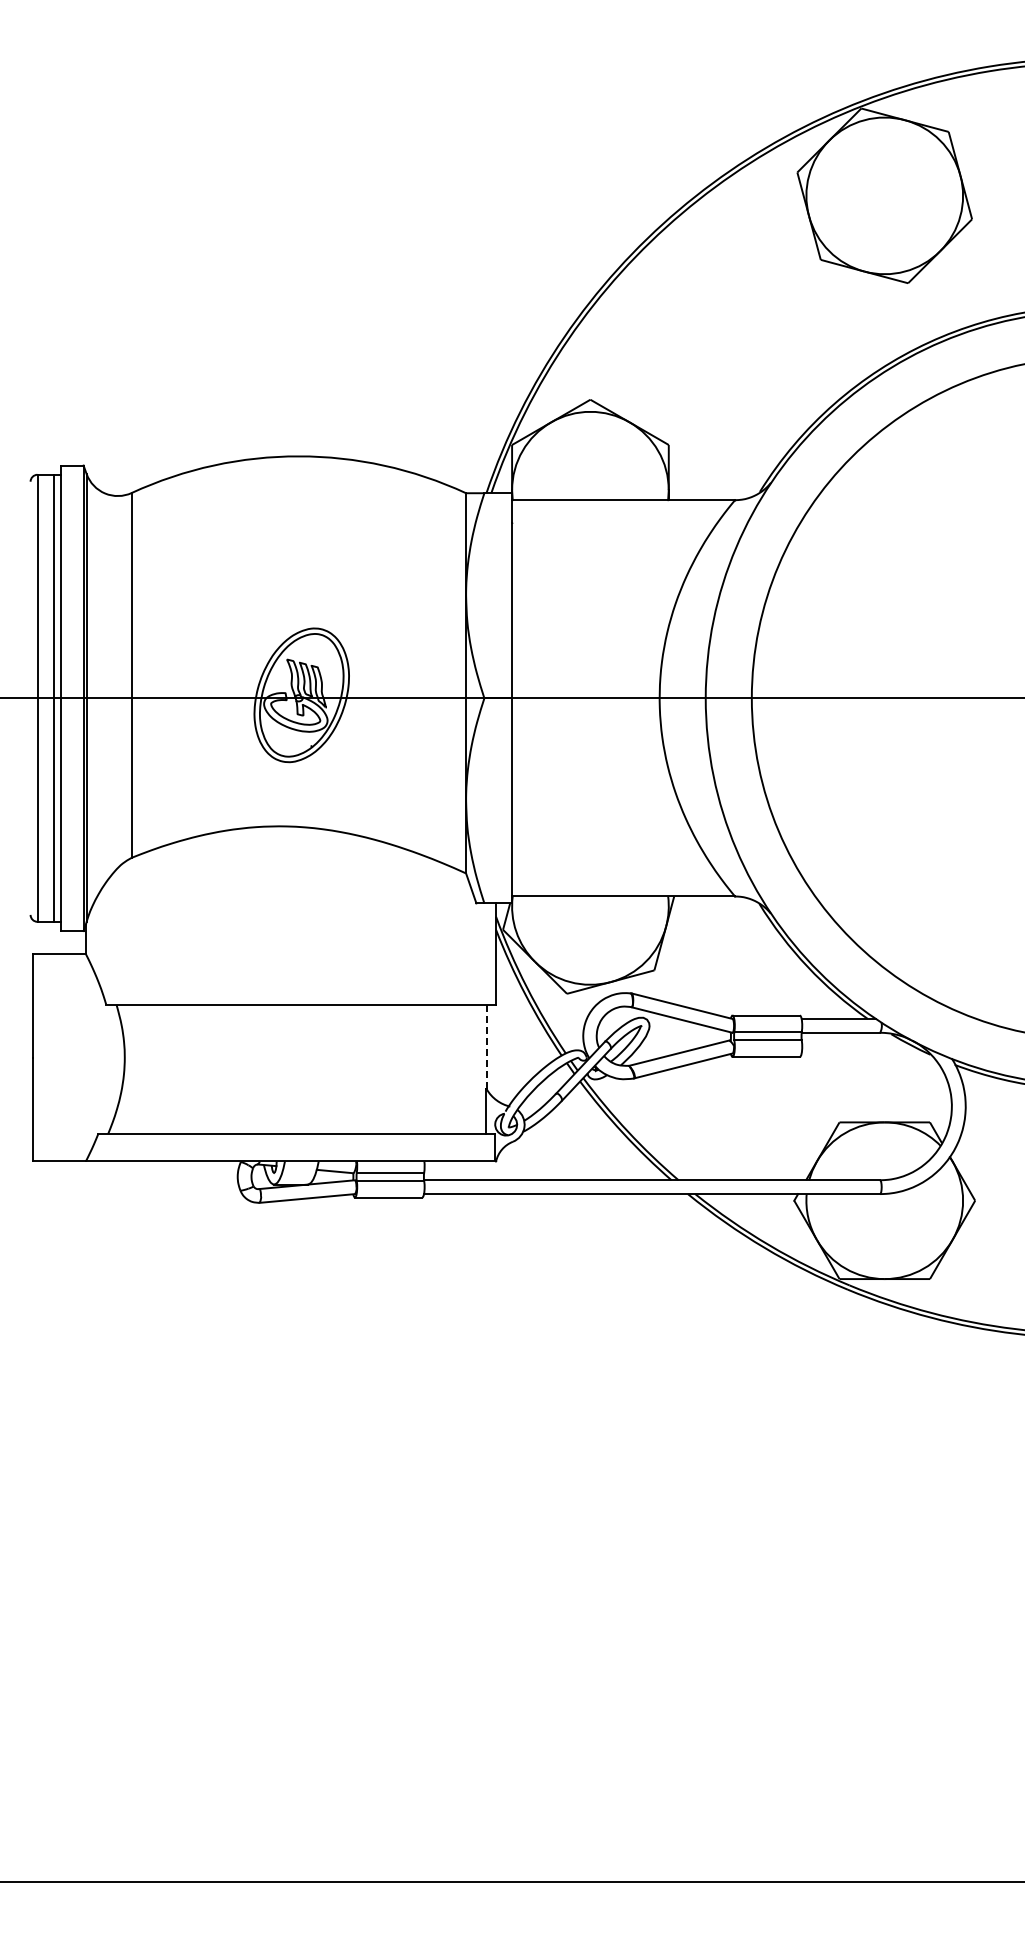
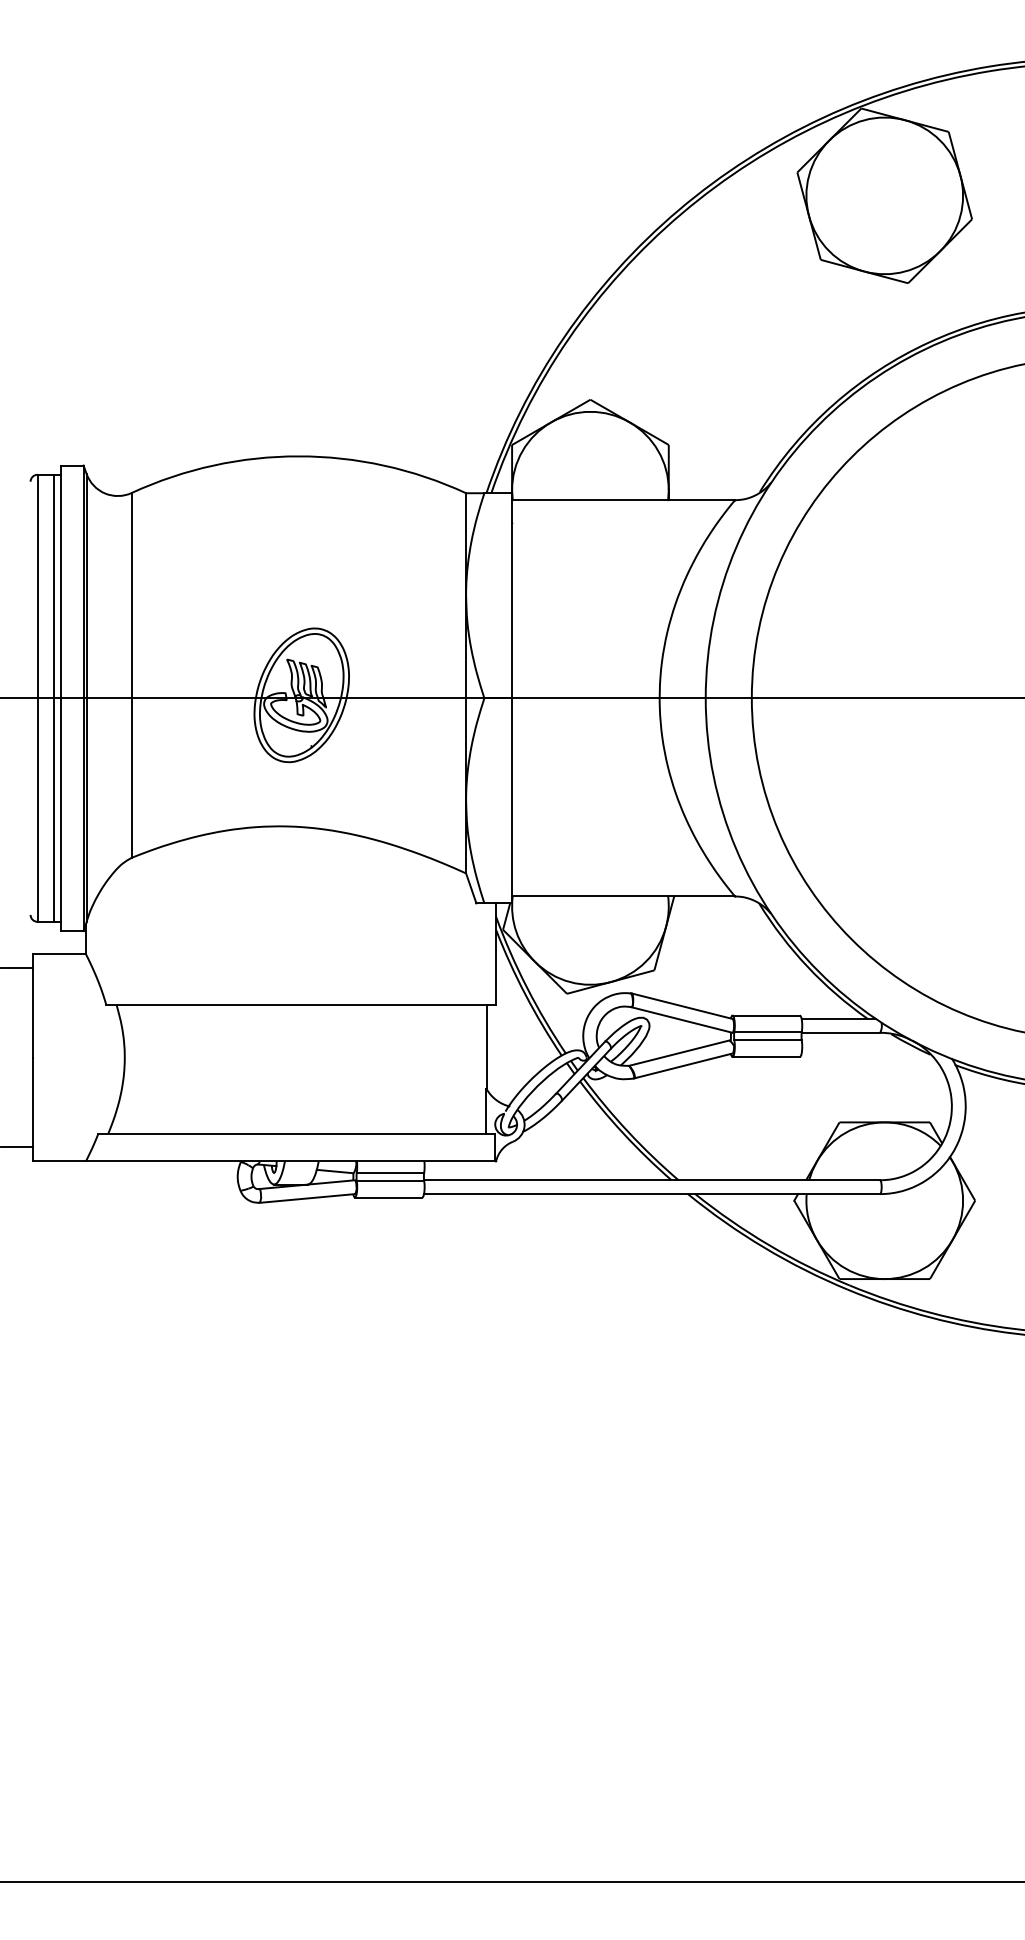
line: none -> present (17, 968)
line: dashed -> solid (486, 1046)
line: none -> present (17, 1147)
